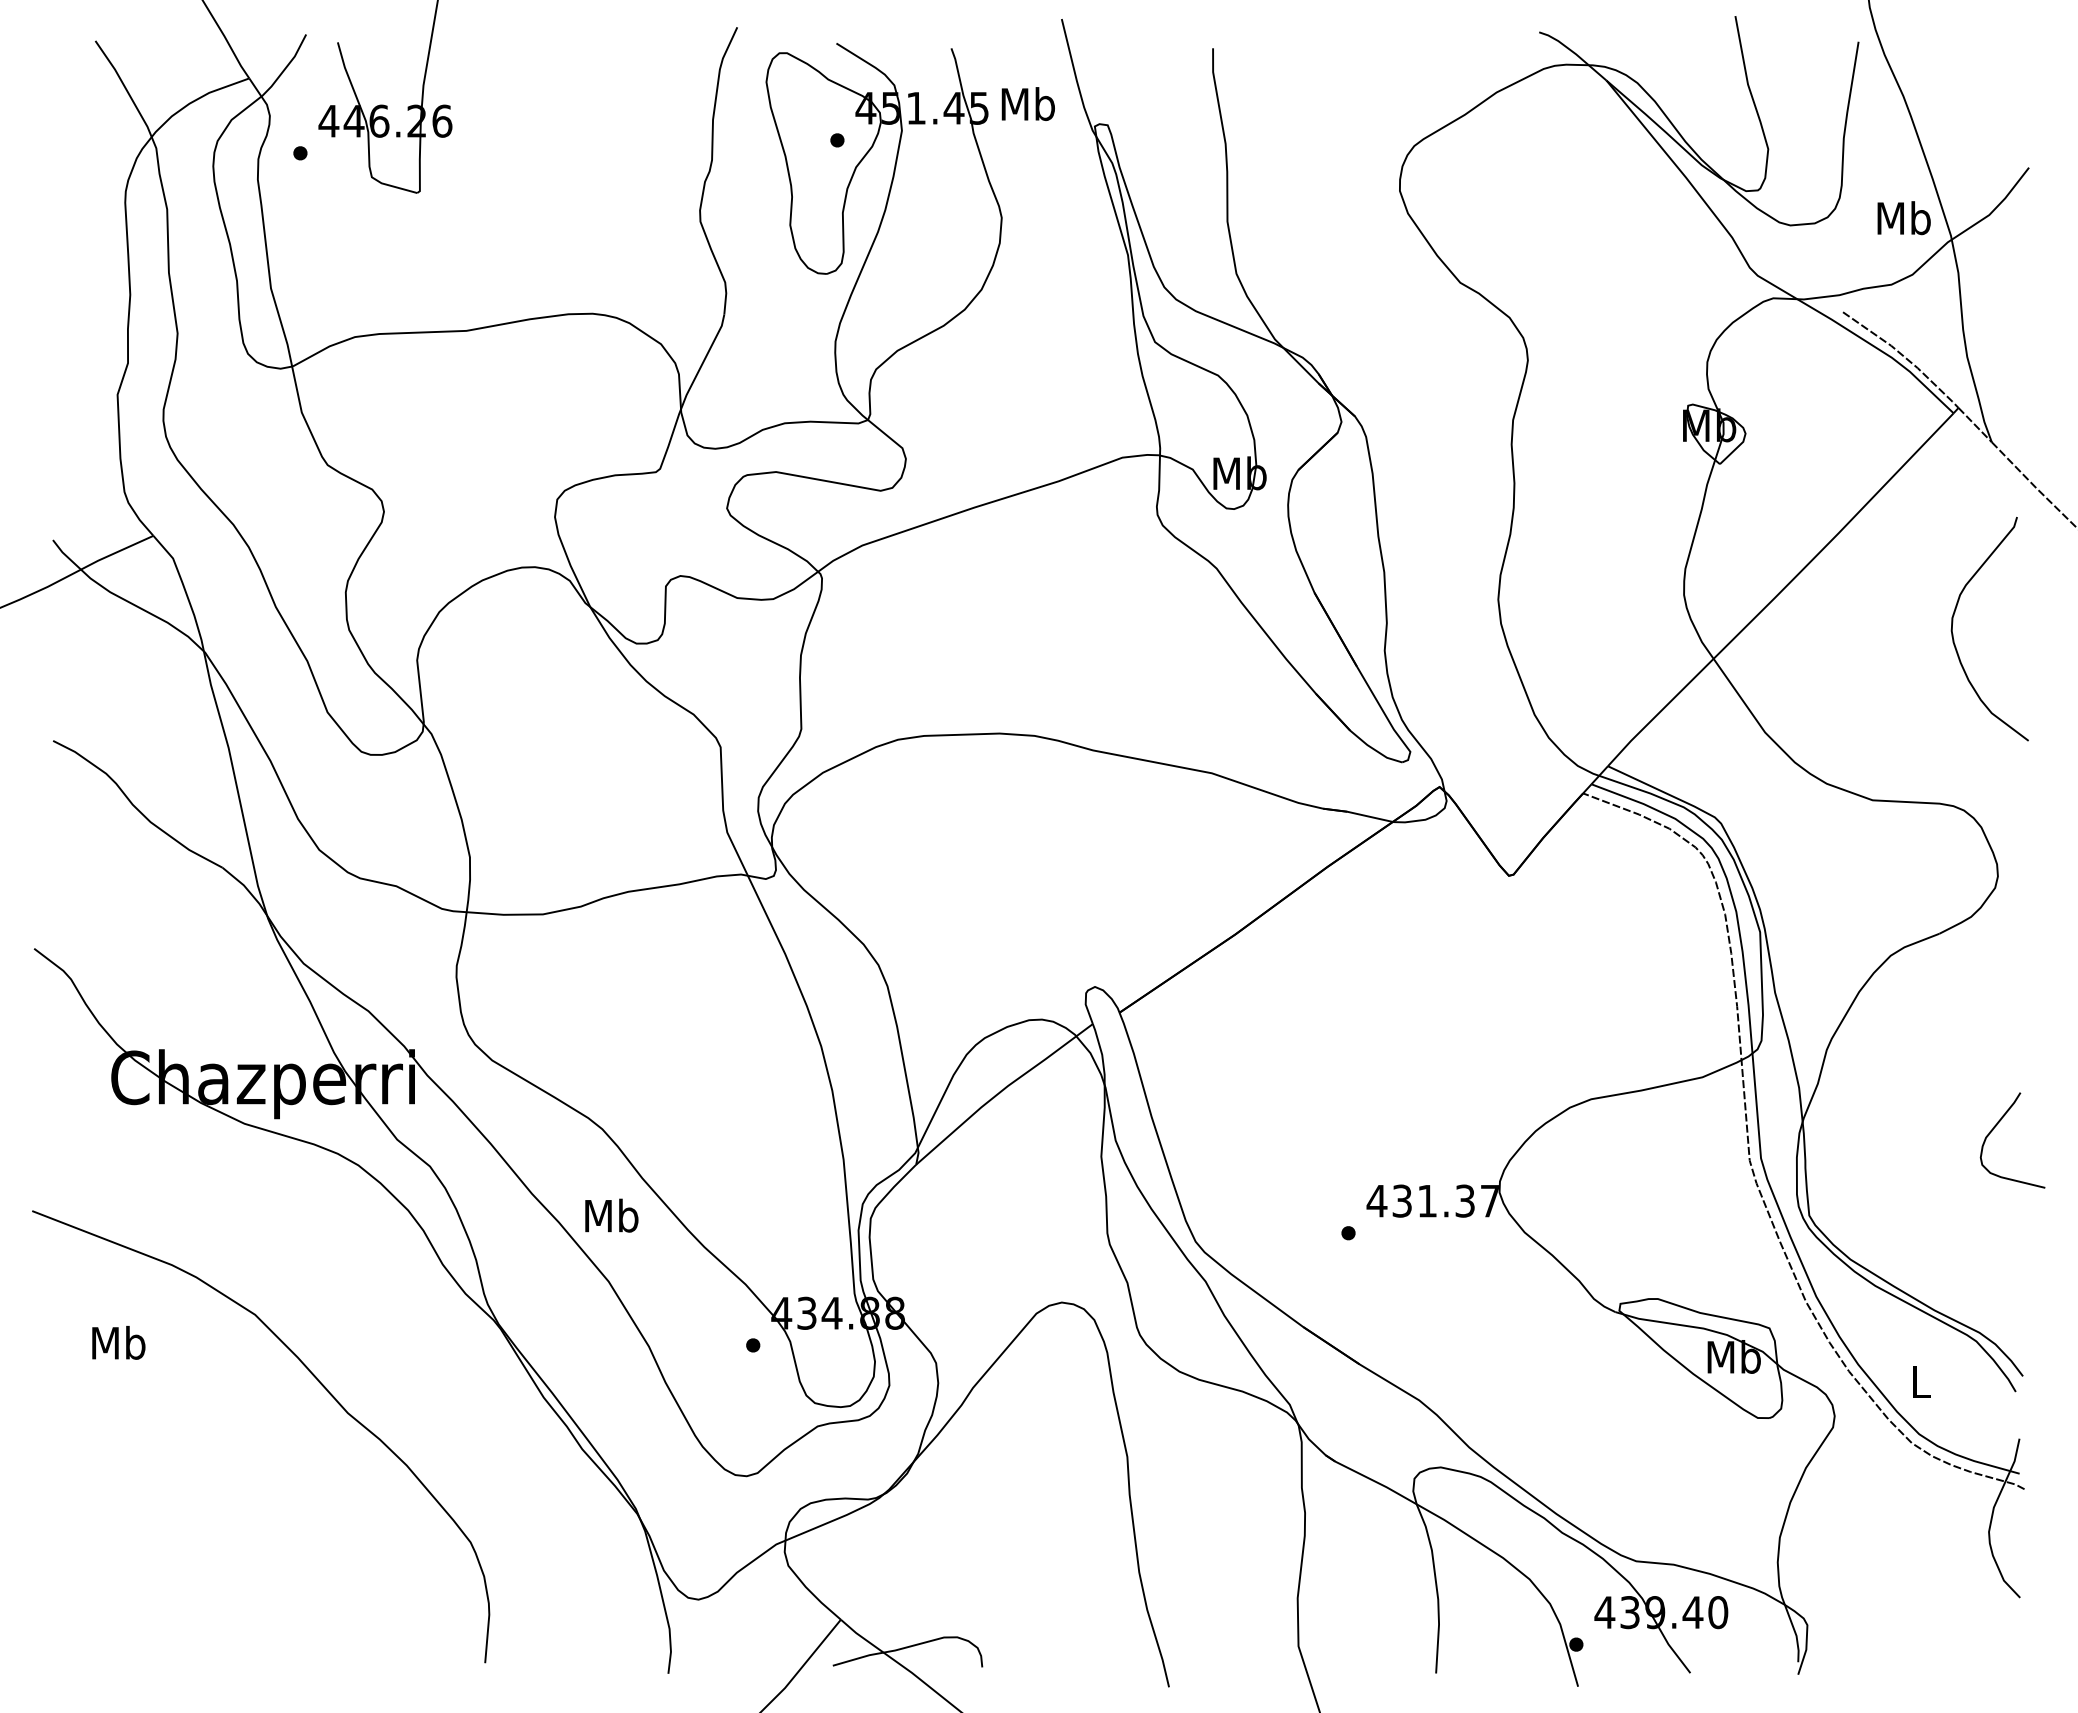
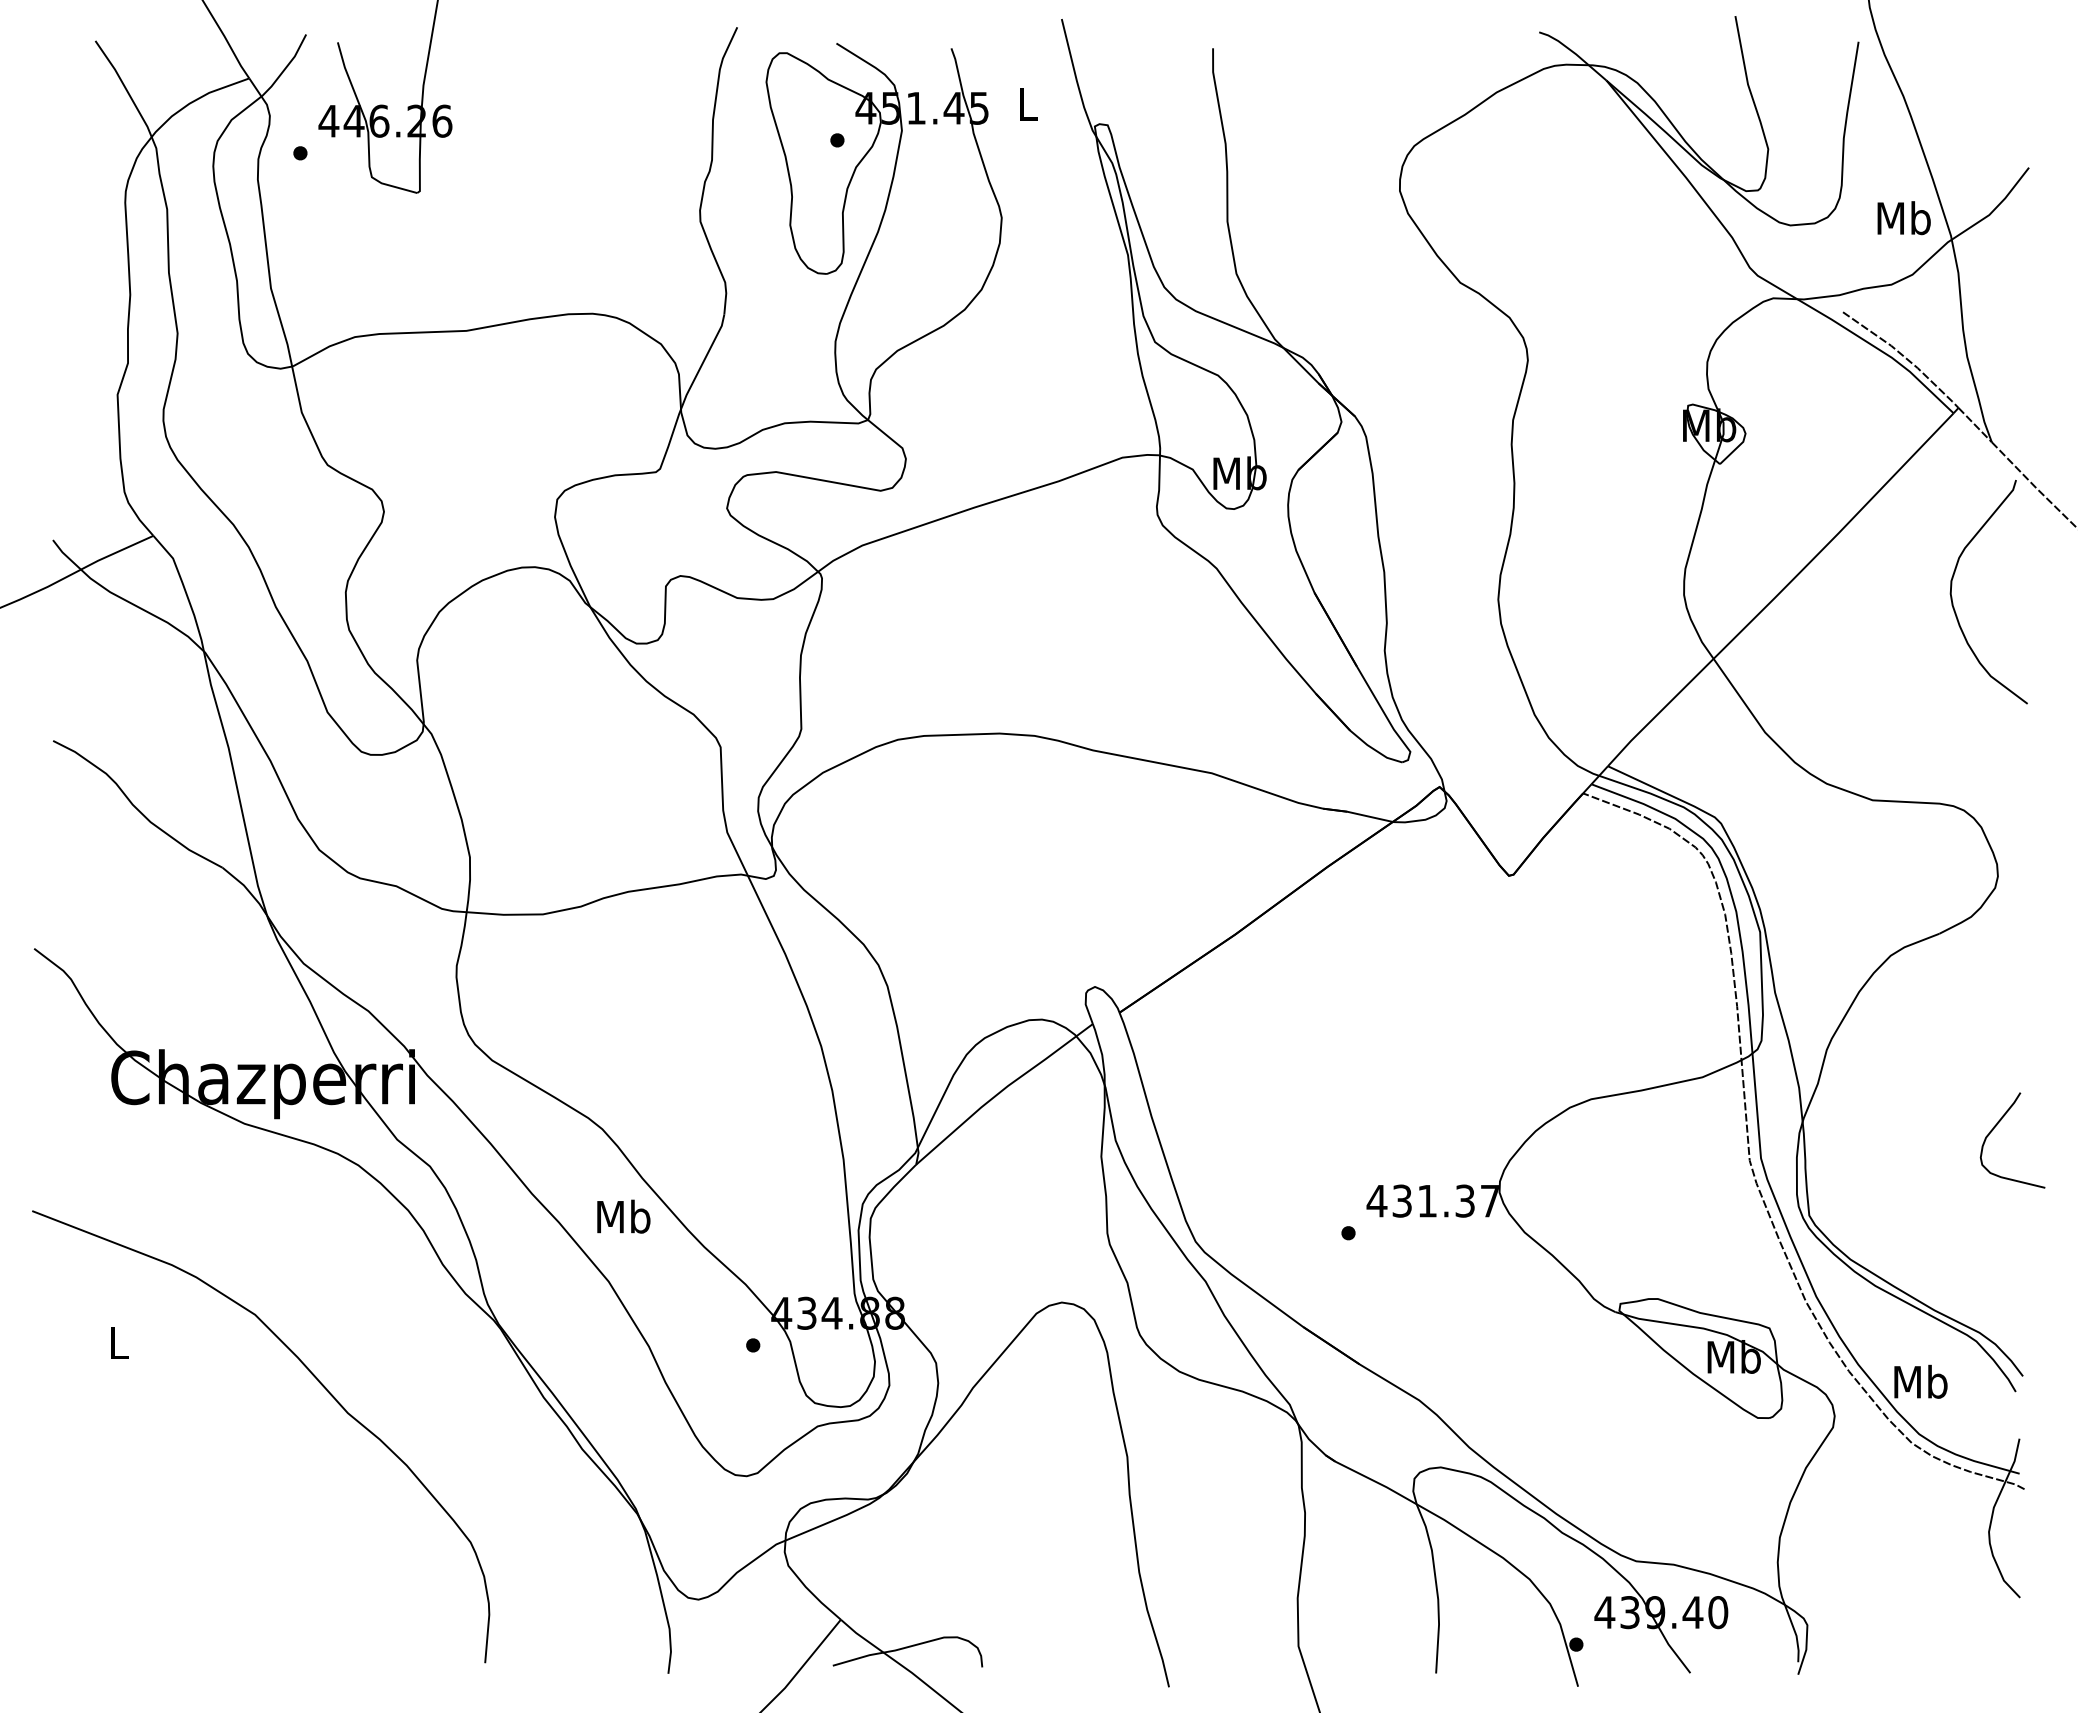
text: Mb -> L (1027, 104)
curve position: (1953, 633) -> (1952, 596) (1952, 596)
text position: (611, 1215) -> (623, 1216) (623, 1216)
text: Mb -> L (118, 1342)
text: L -> Mb (1920, 1381)
